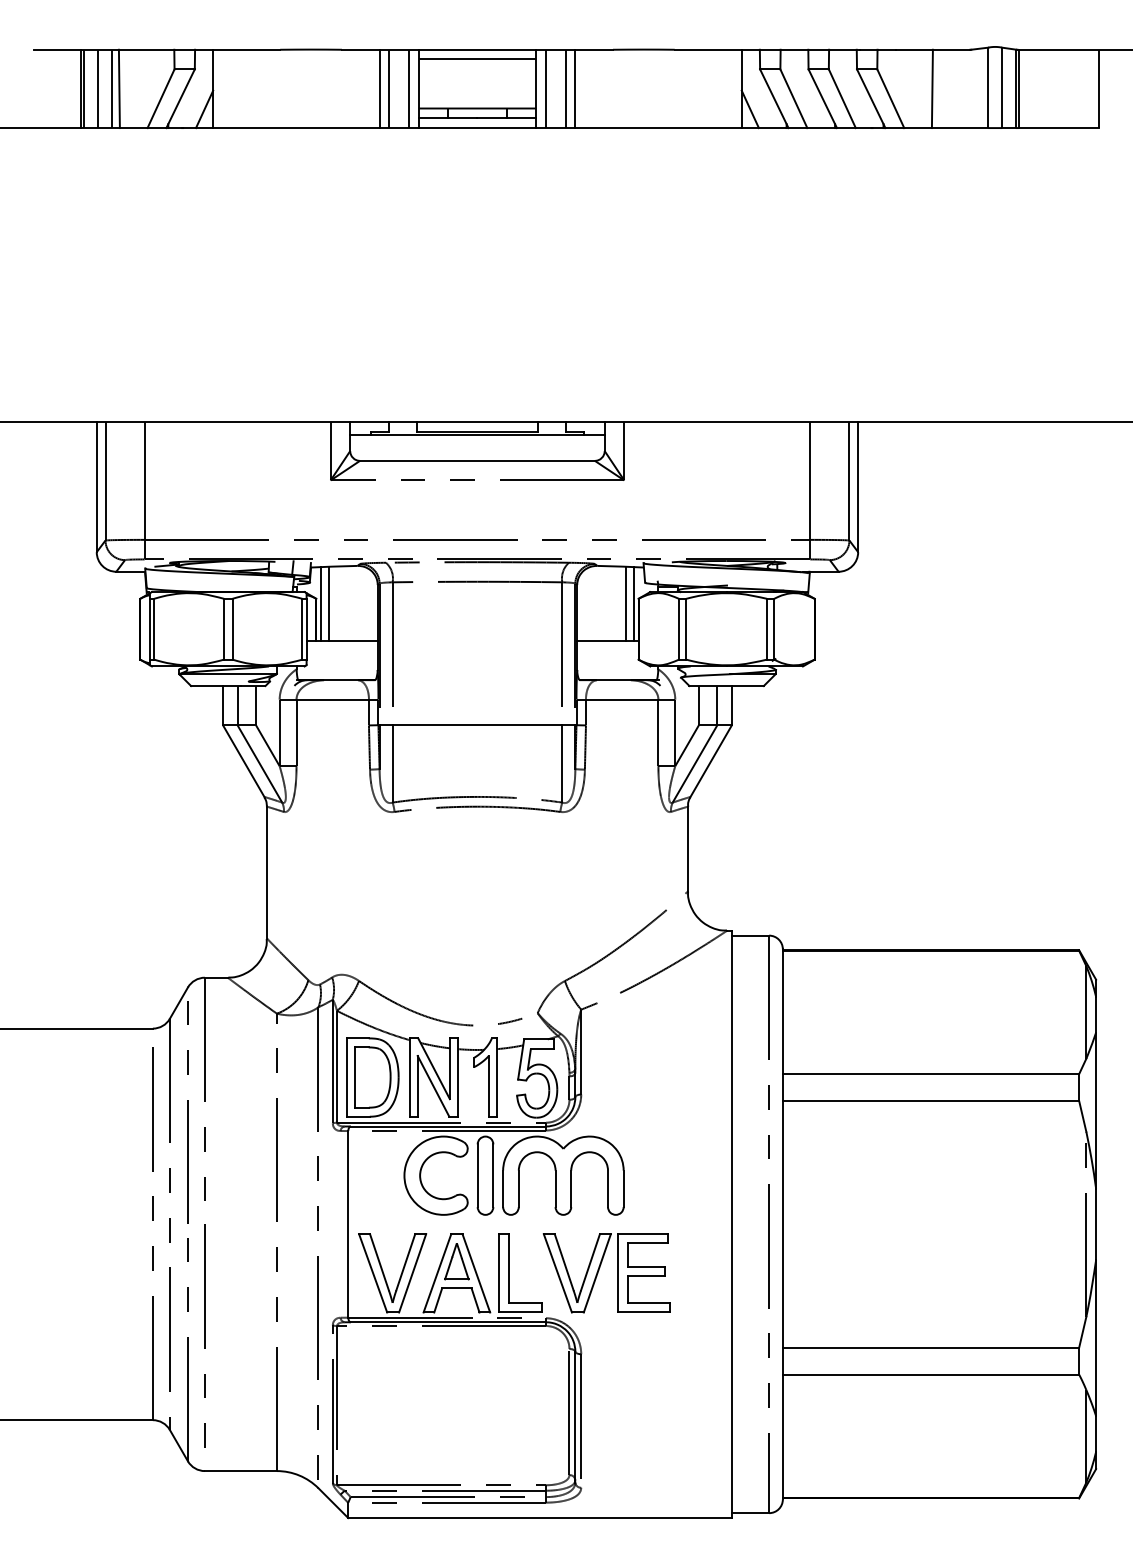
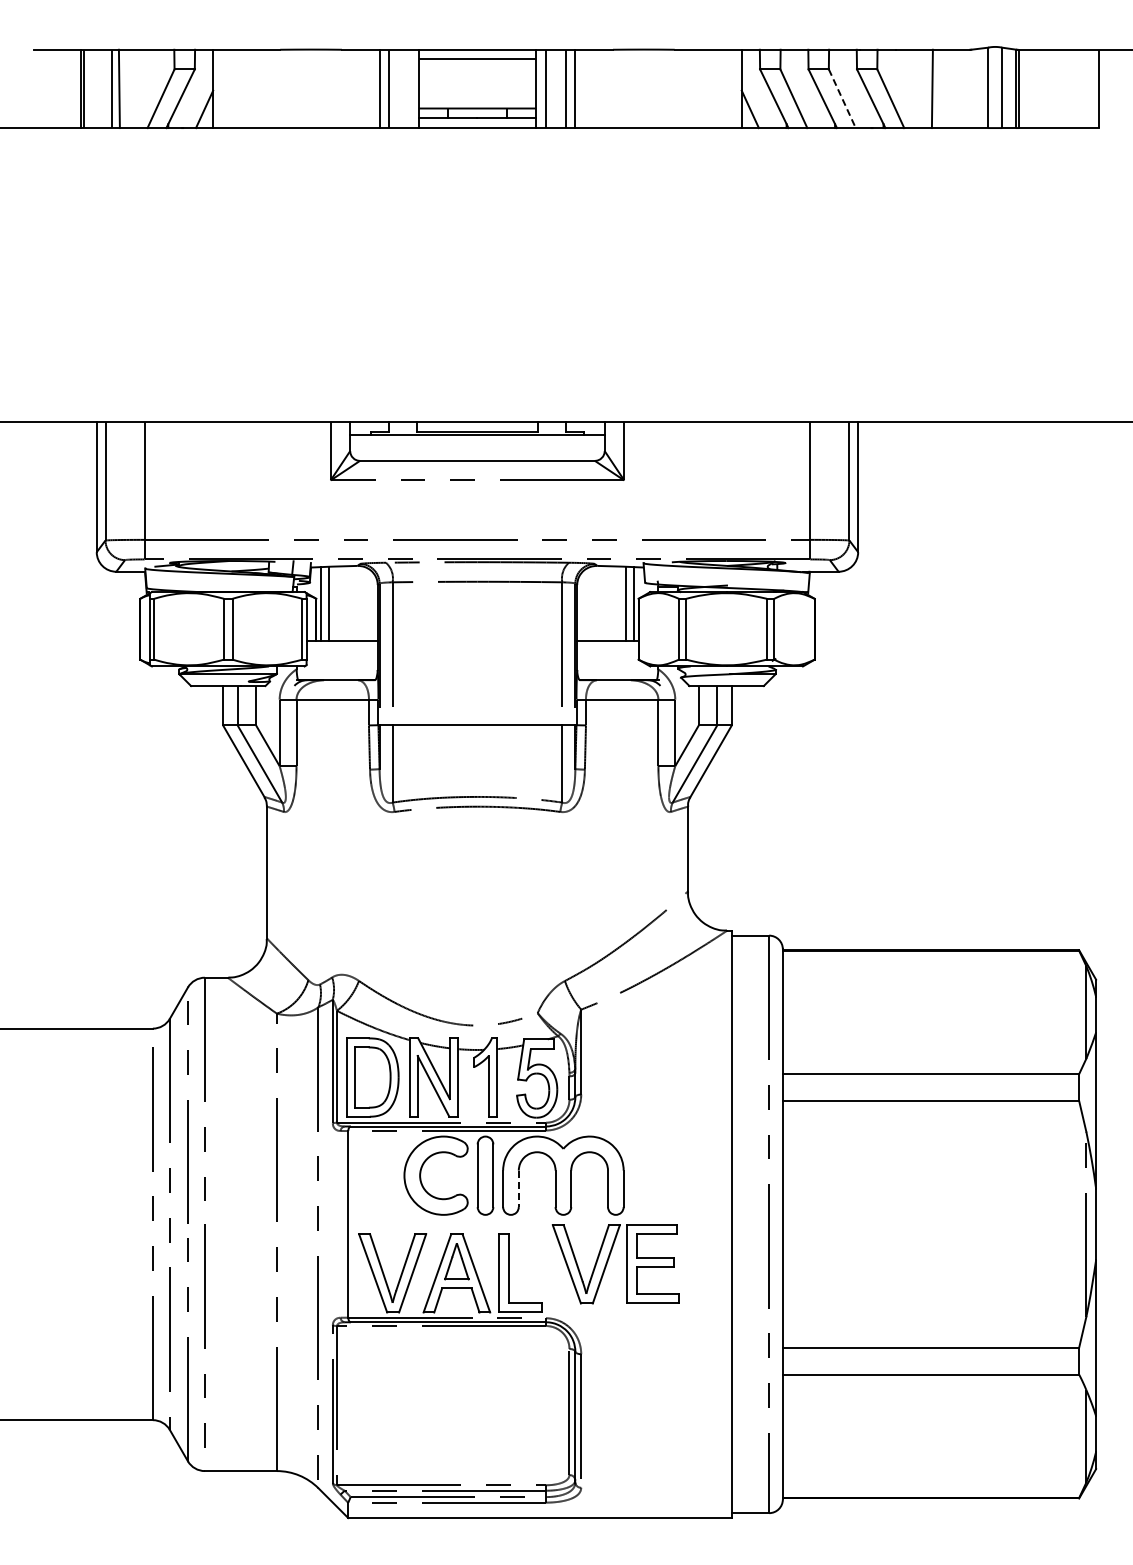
line: present -> none (98, 88)
line: present -> none (408, 88)
line: solid -> dashed (842, 99)
line: solid -> dashed (518, 1189)
part position: (599, 1270) -> (608, 1261) (608, 1261)
